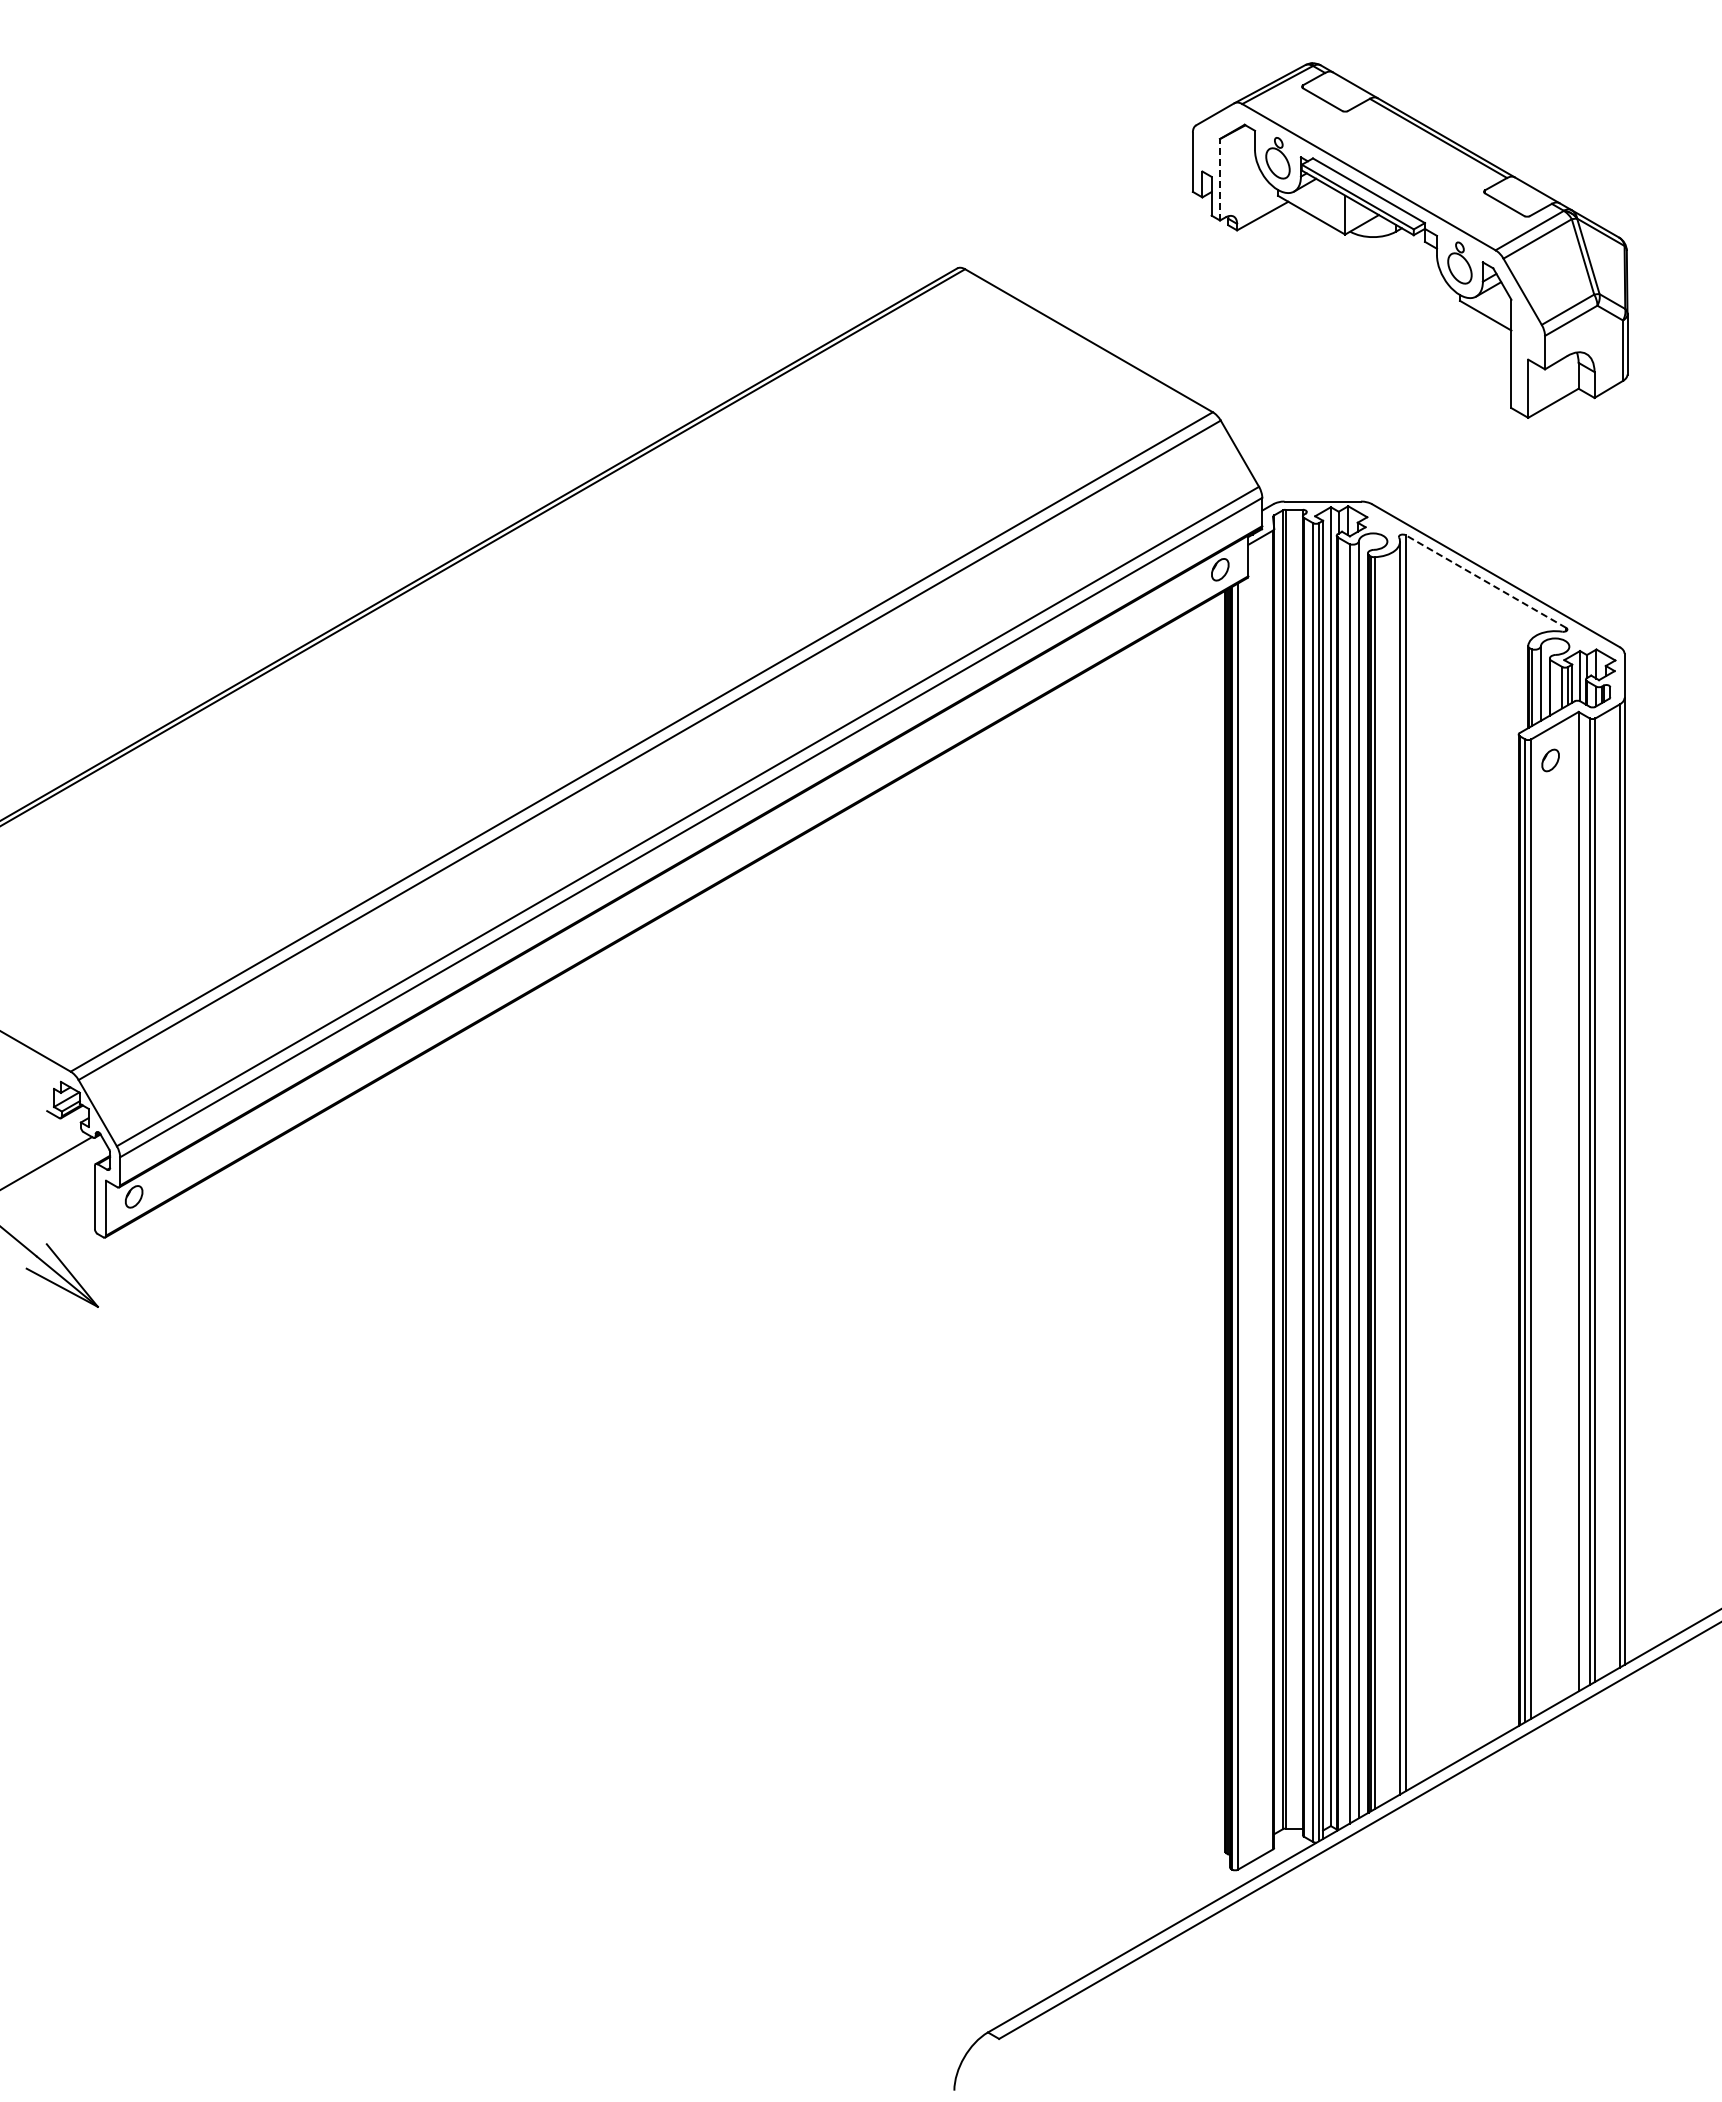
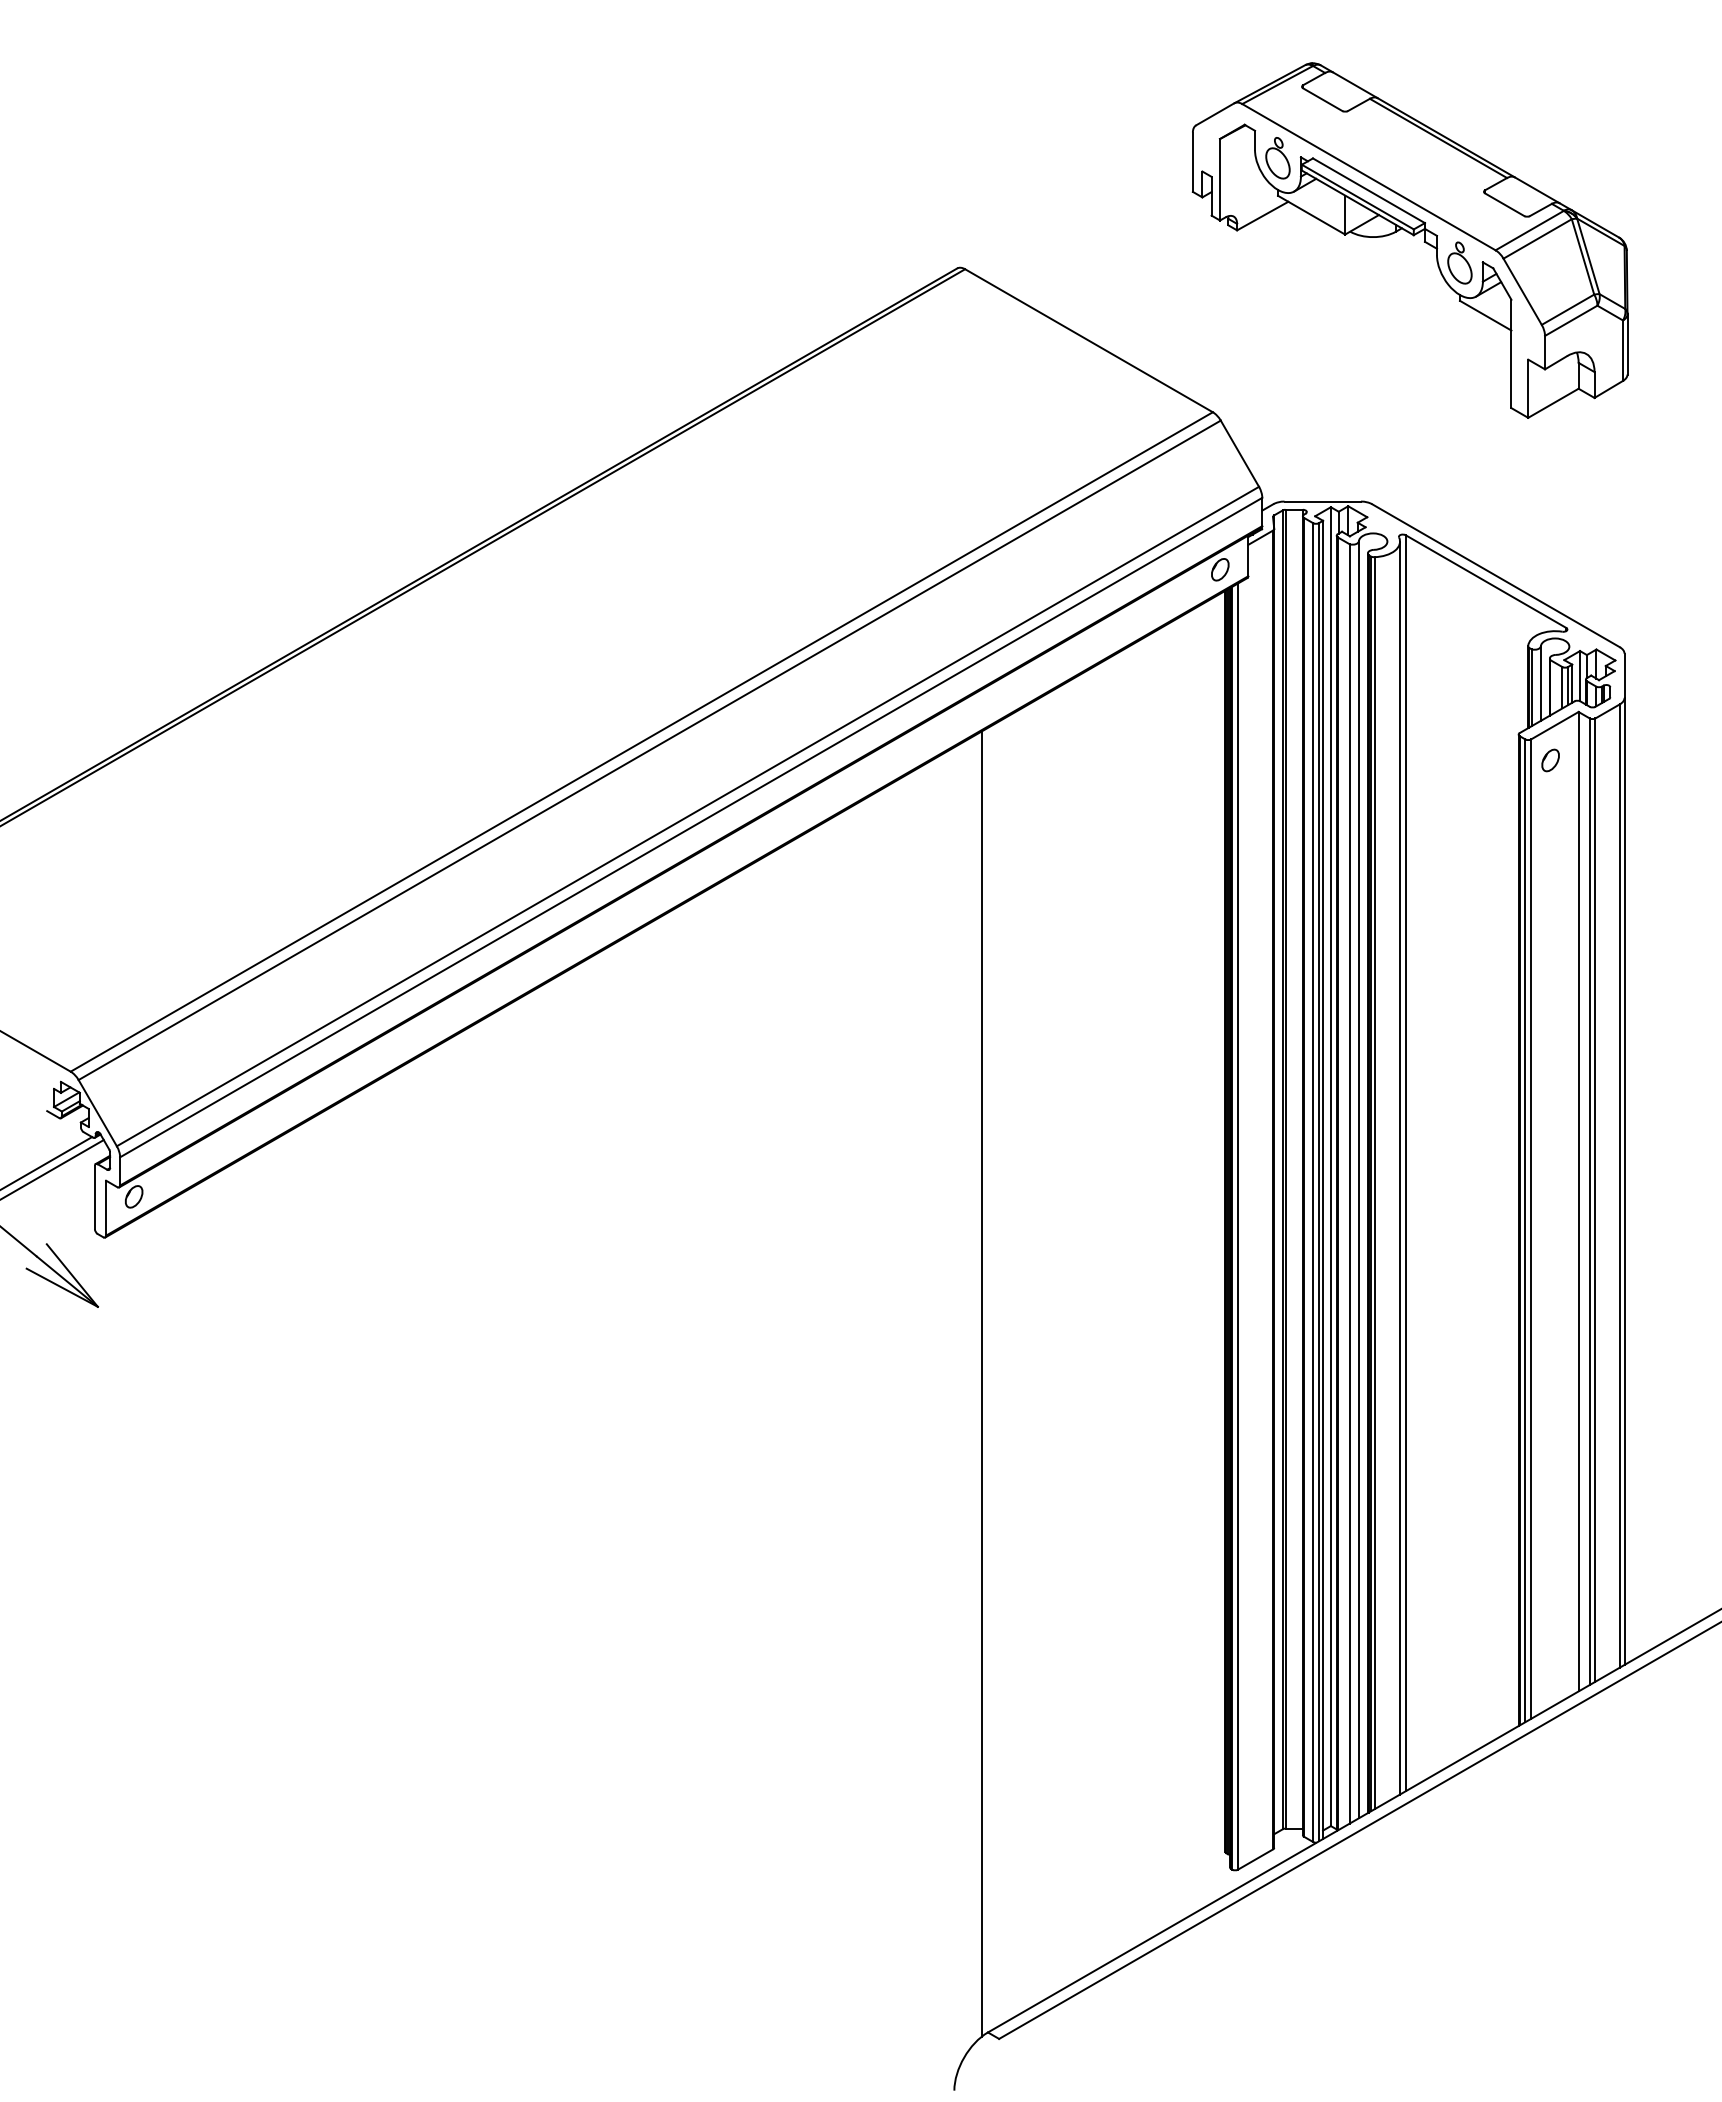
line: dashed -> solid (1220, 179)
line: dashed -> solid (1485, 581)
line: none -> present (52, 1169)
line: none -> present (981, 1383)
